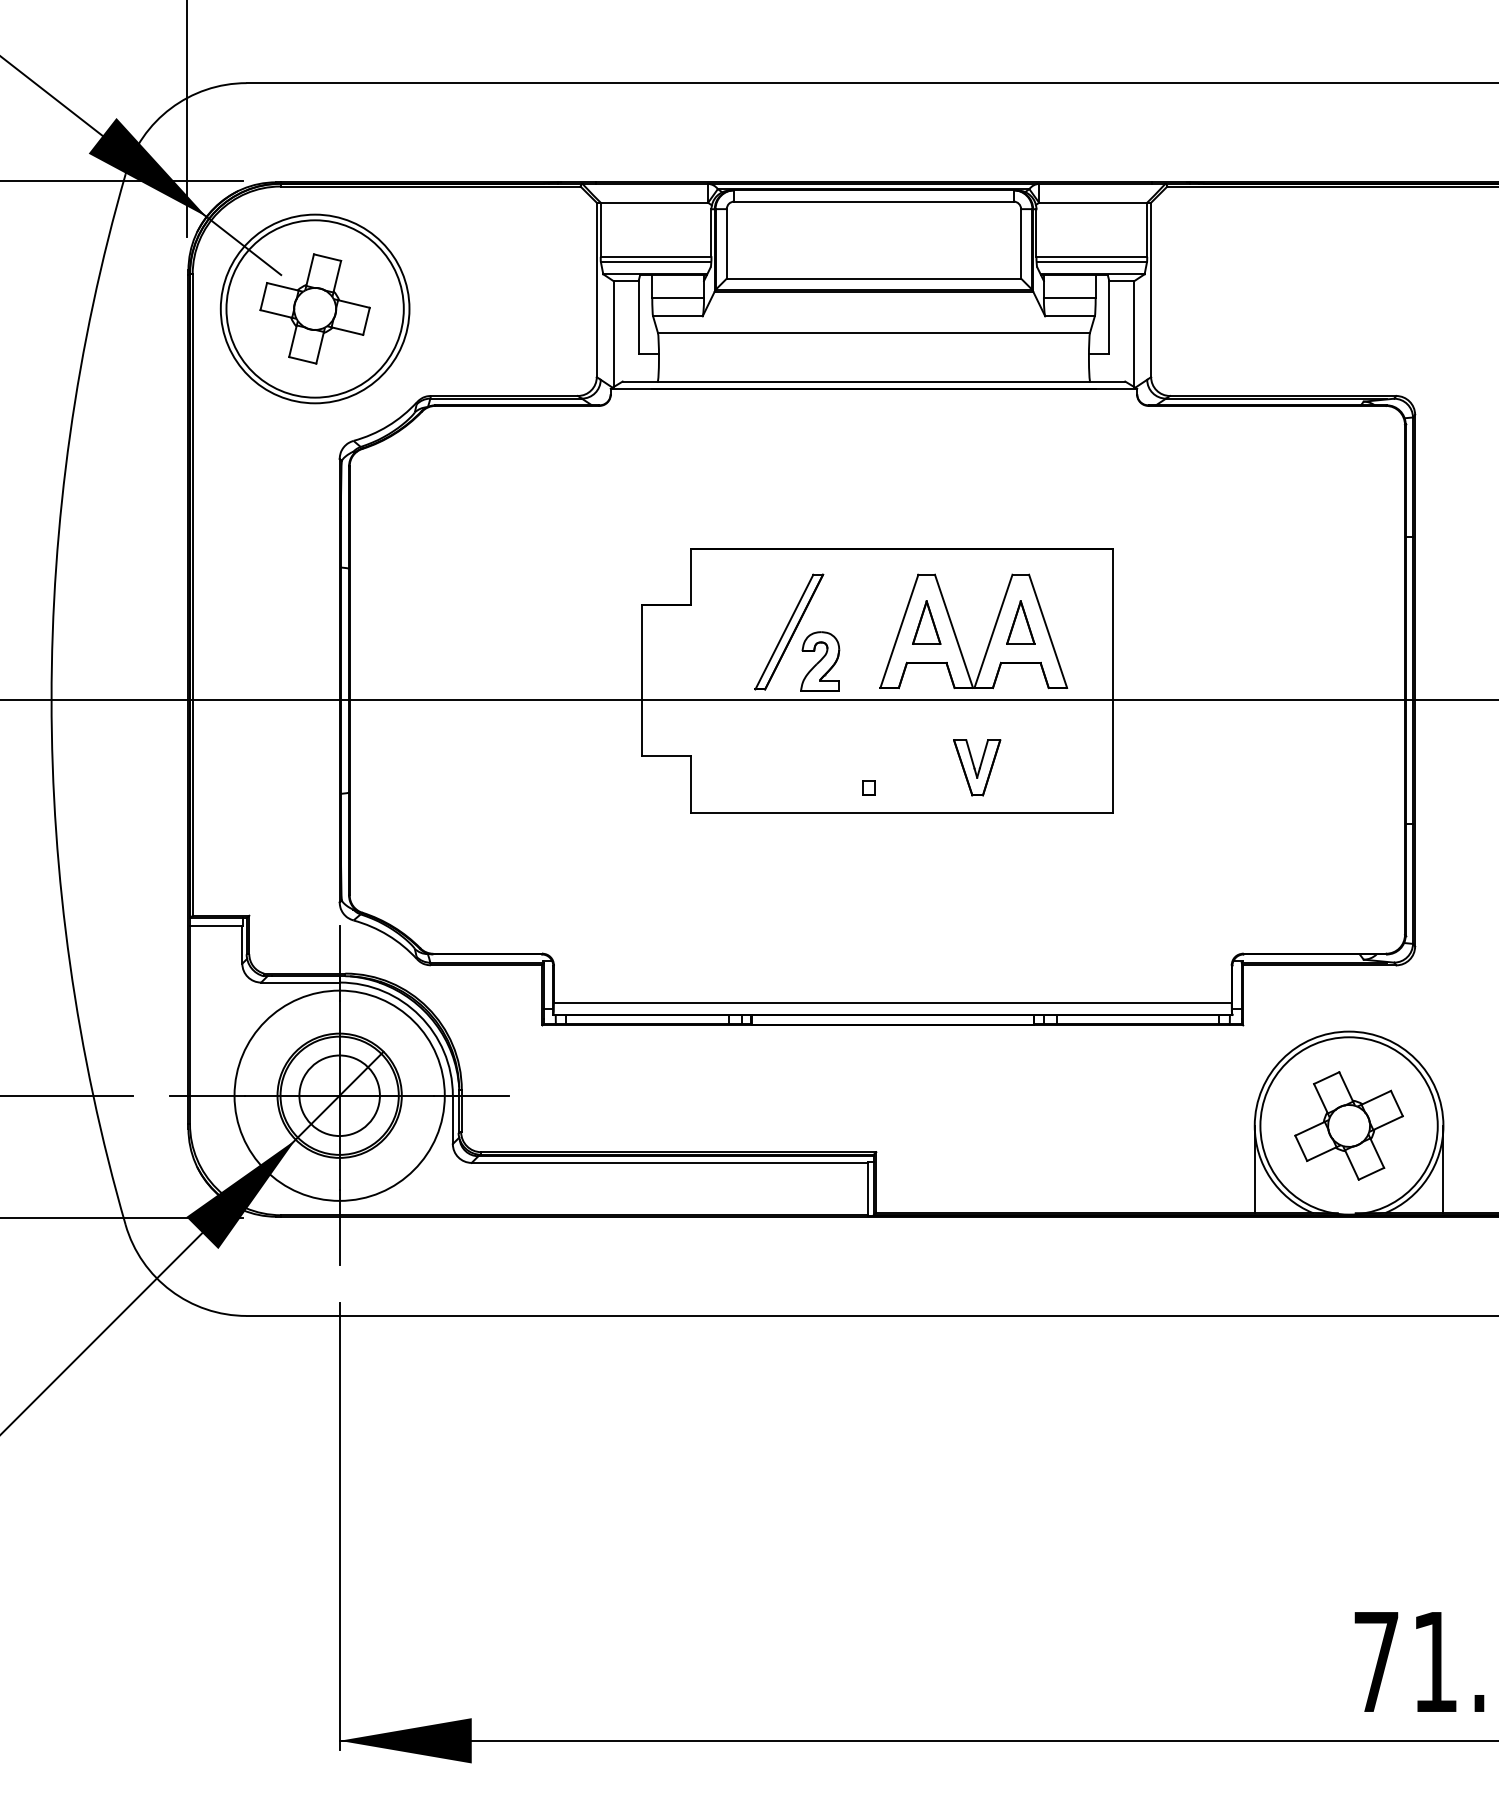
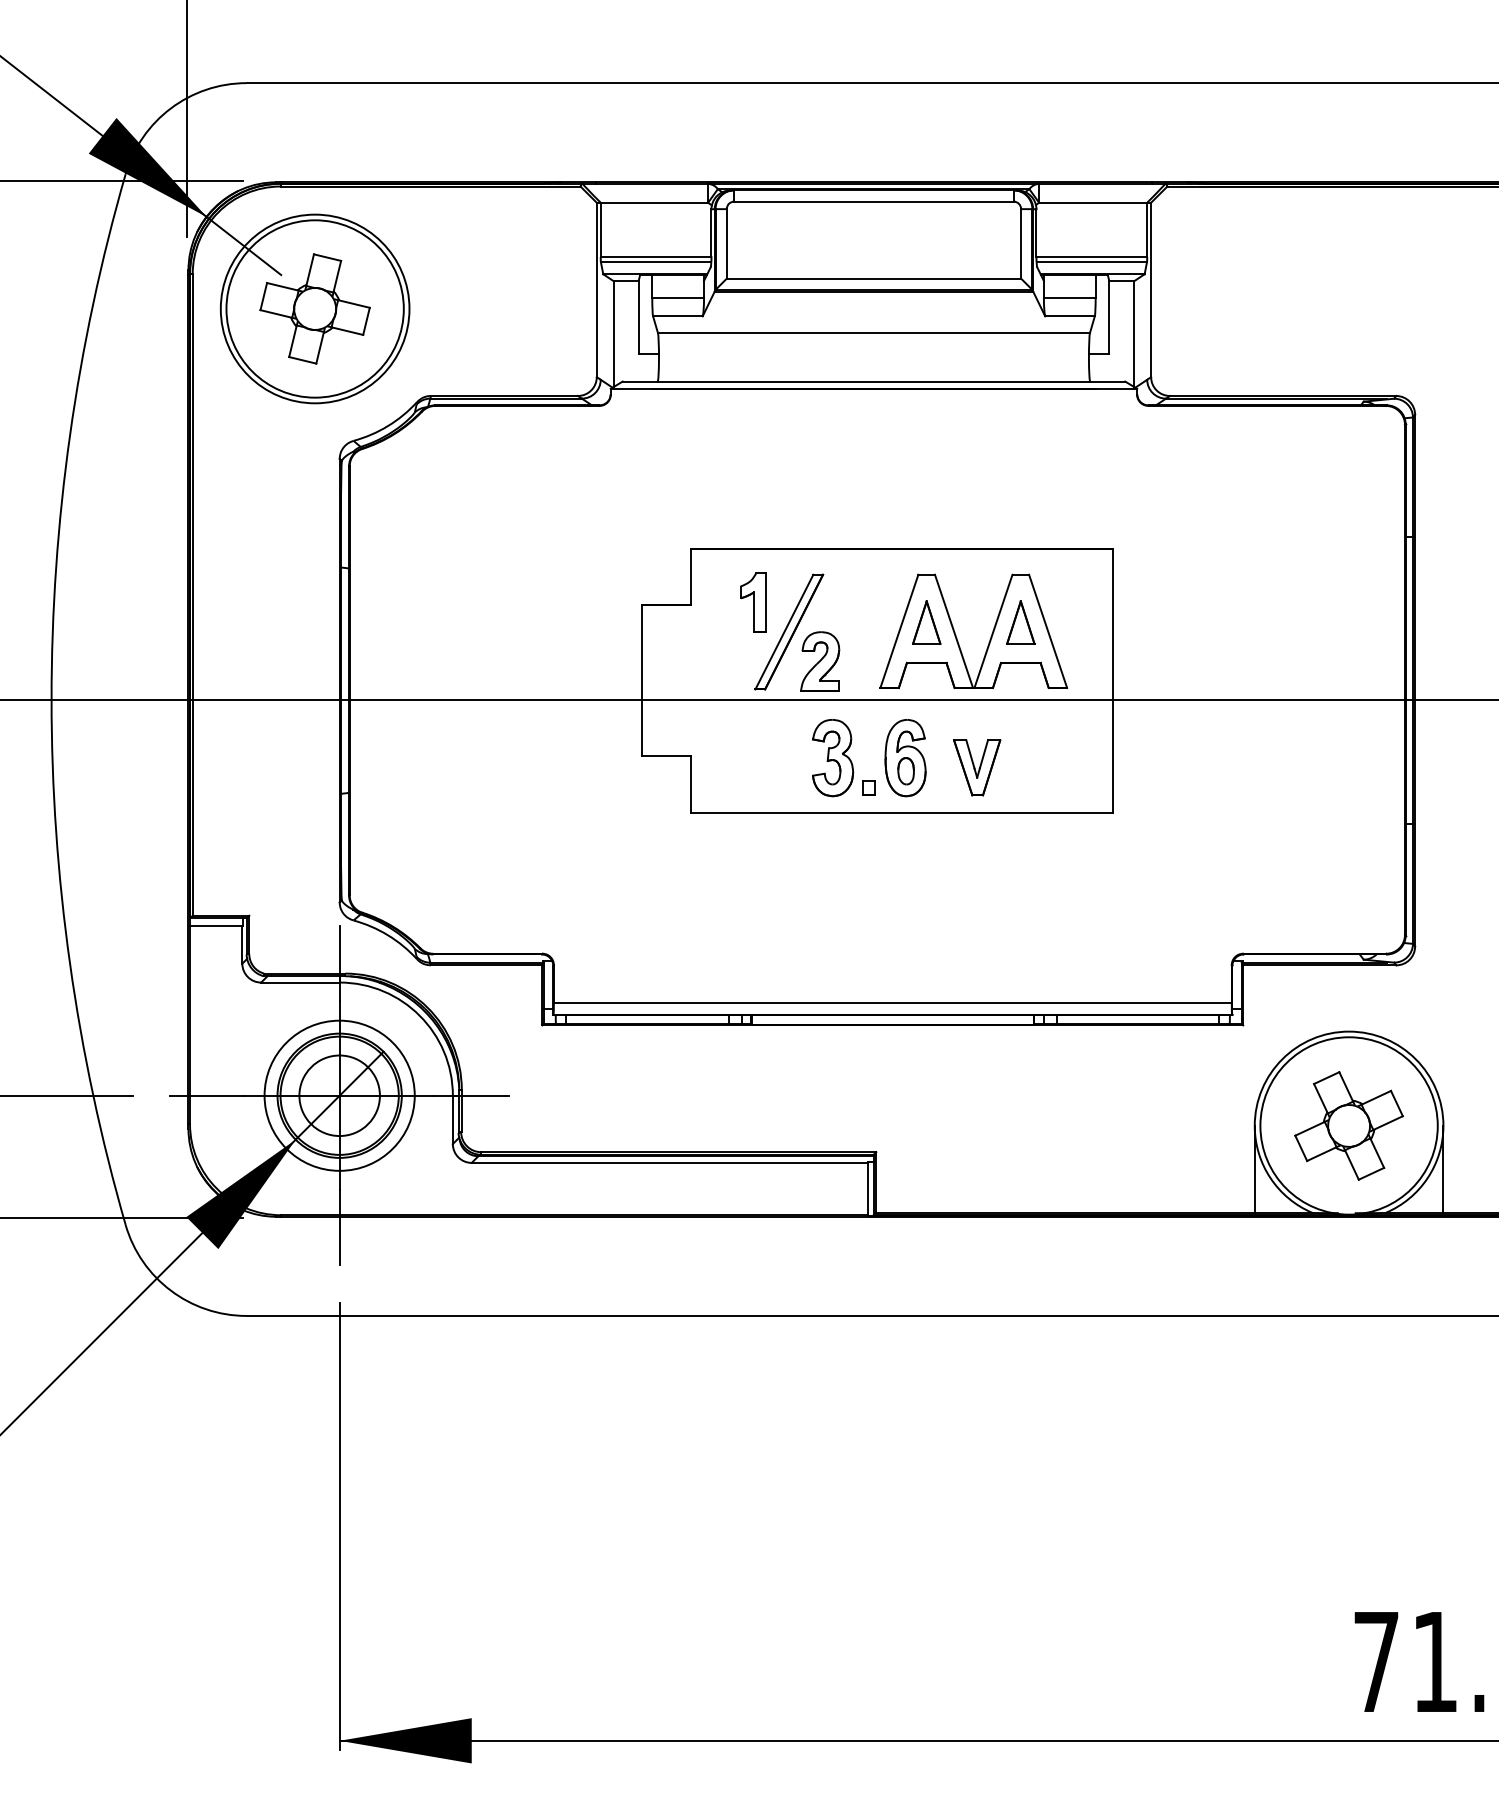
part: none -> present (753, 602)
part: none -> present (833, 758)
part: none -> present (905, 758)
circle diameter: 210 px -> 150 px (339, 1095)
